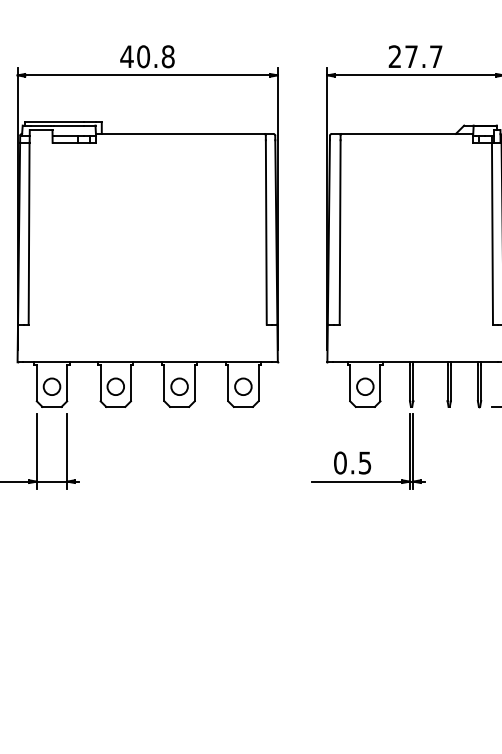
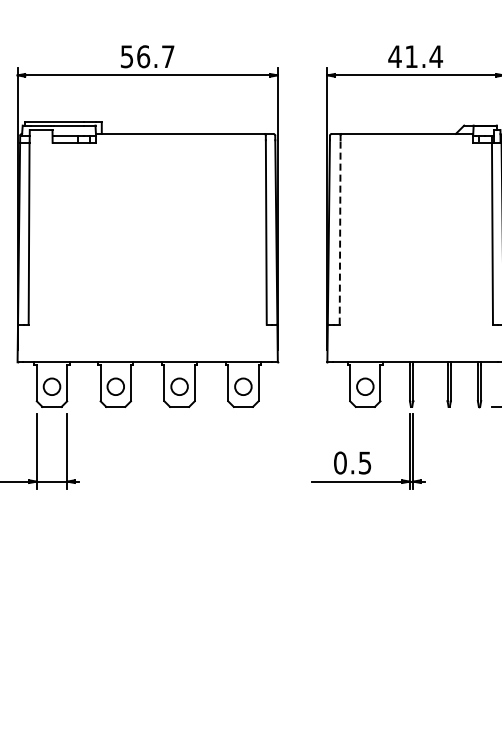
text: 40.8 -> 56.7 (147, 56)
text: 27.7 -> 41.4 (415, 56)
line: solid -> dashed (340, 231)
